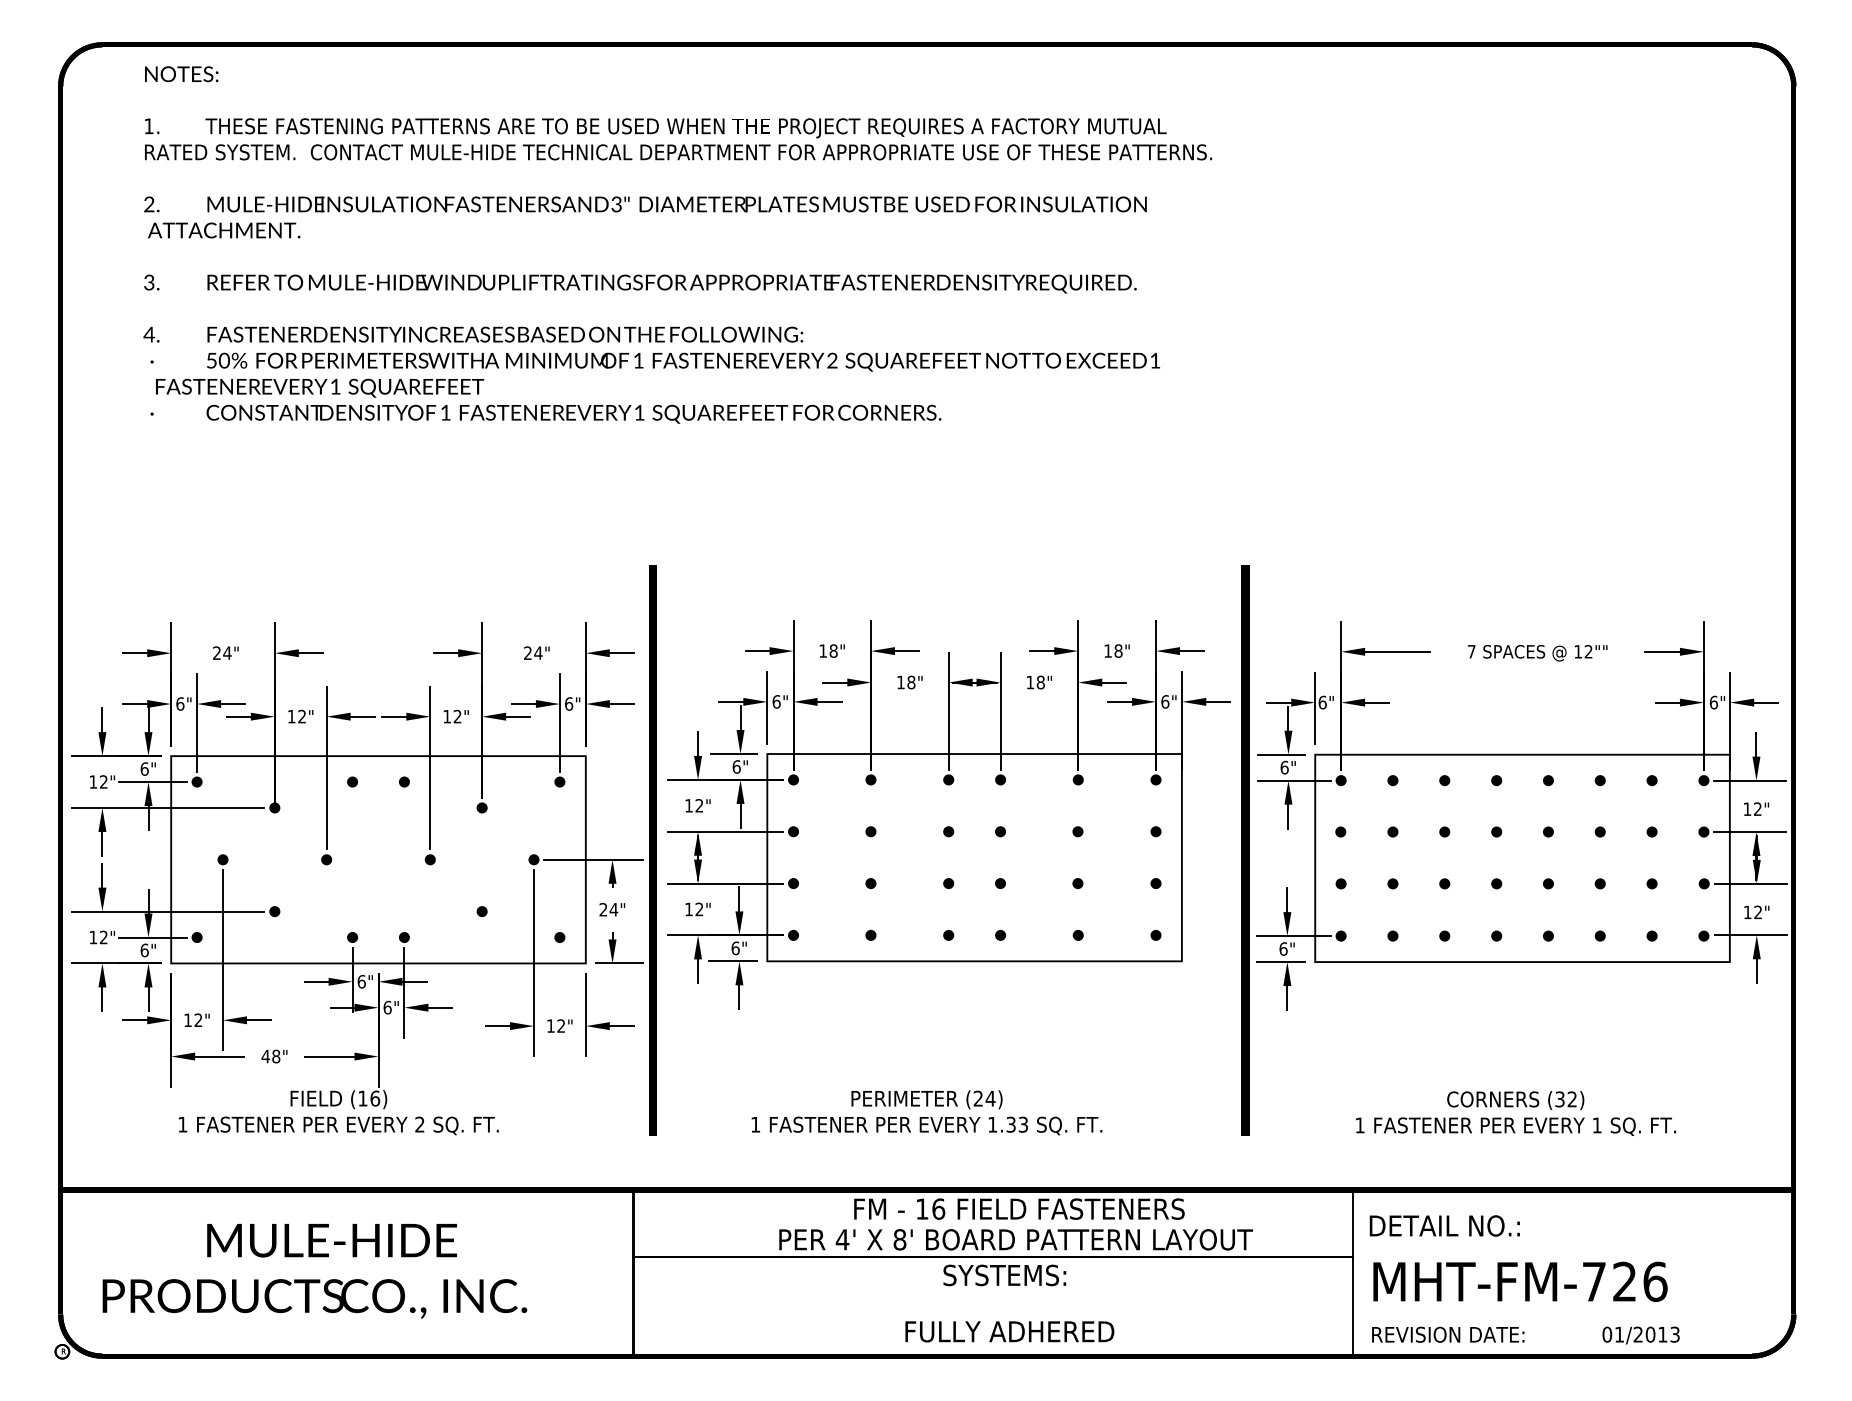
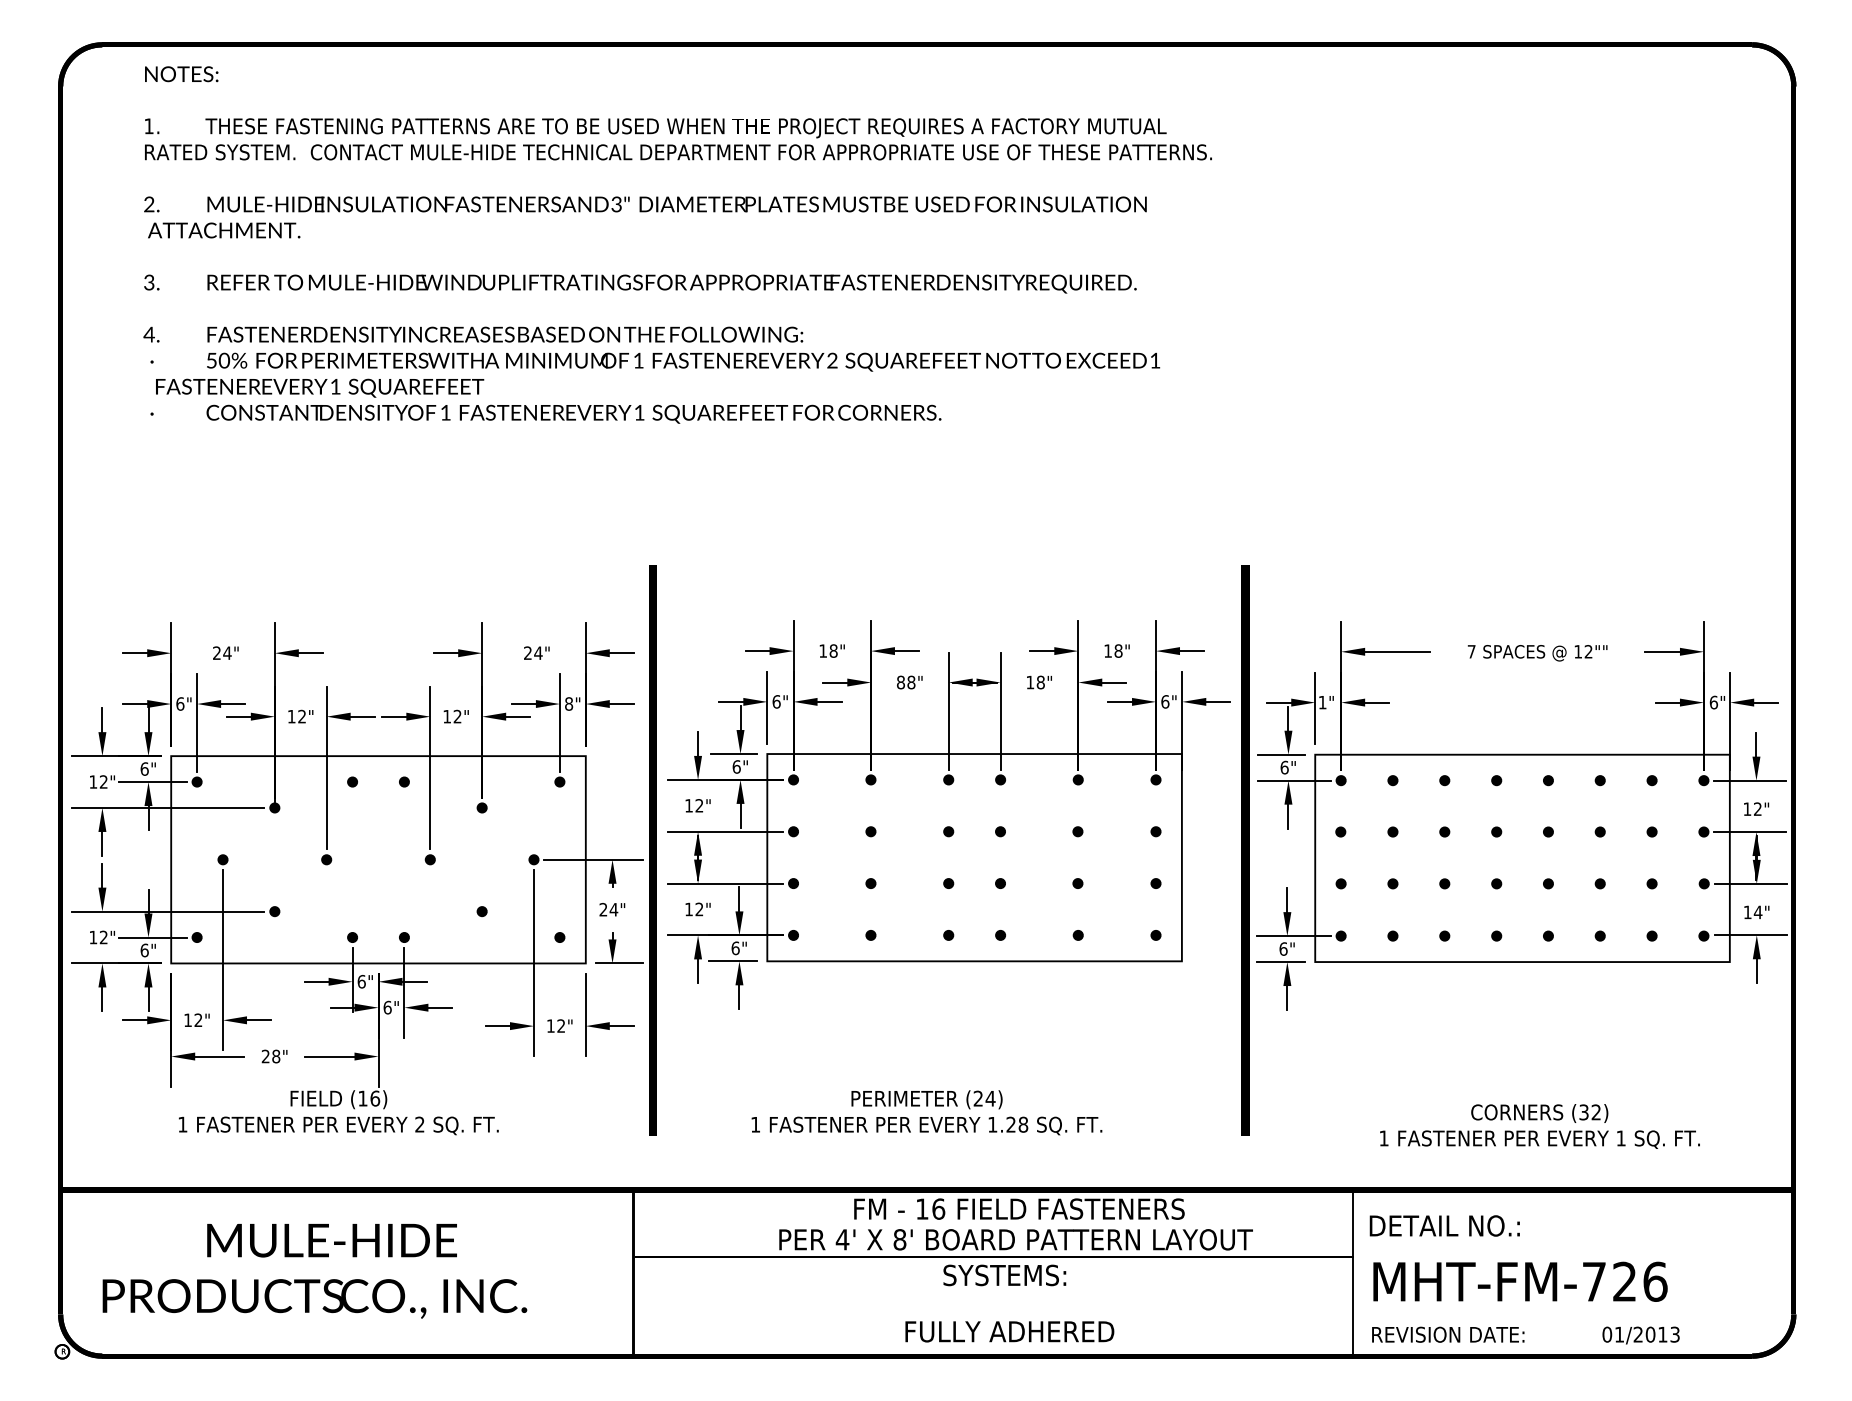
text: 18" -> 88" (900, 682)
text: 6" -> 1" (1322, 702)
text: 6" -> 8" (569, 703)
text: 12" -> 14" (1757, 912)
text: 48" -> 28" (265, 1056)
text position: (1515, 1113) -> (1539, 1126) (1539, 1126)
text: 1.33 -> 1.28 (1017, 1124)
